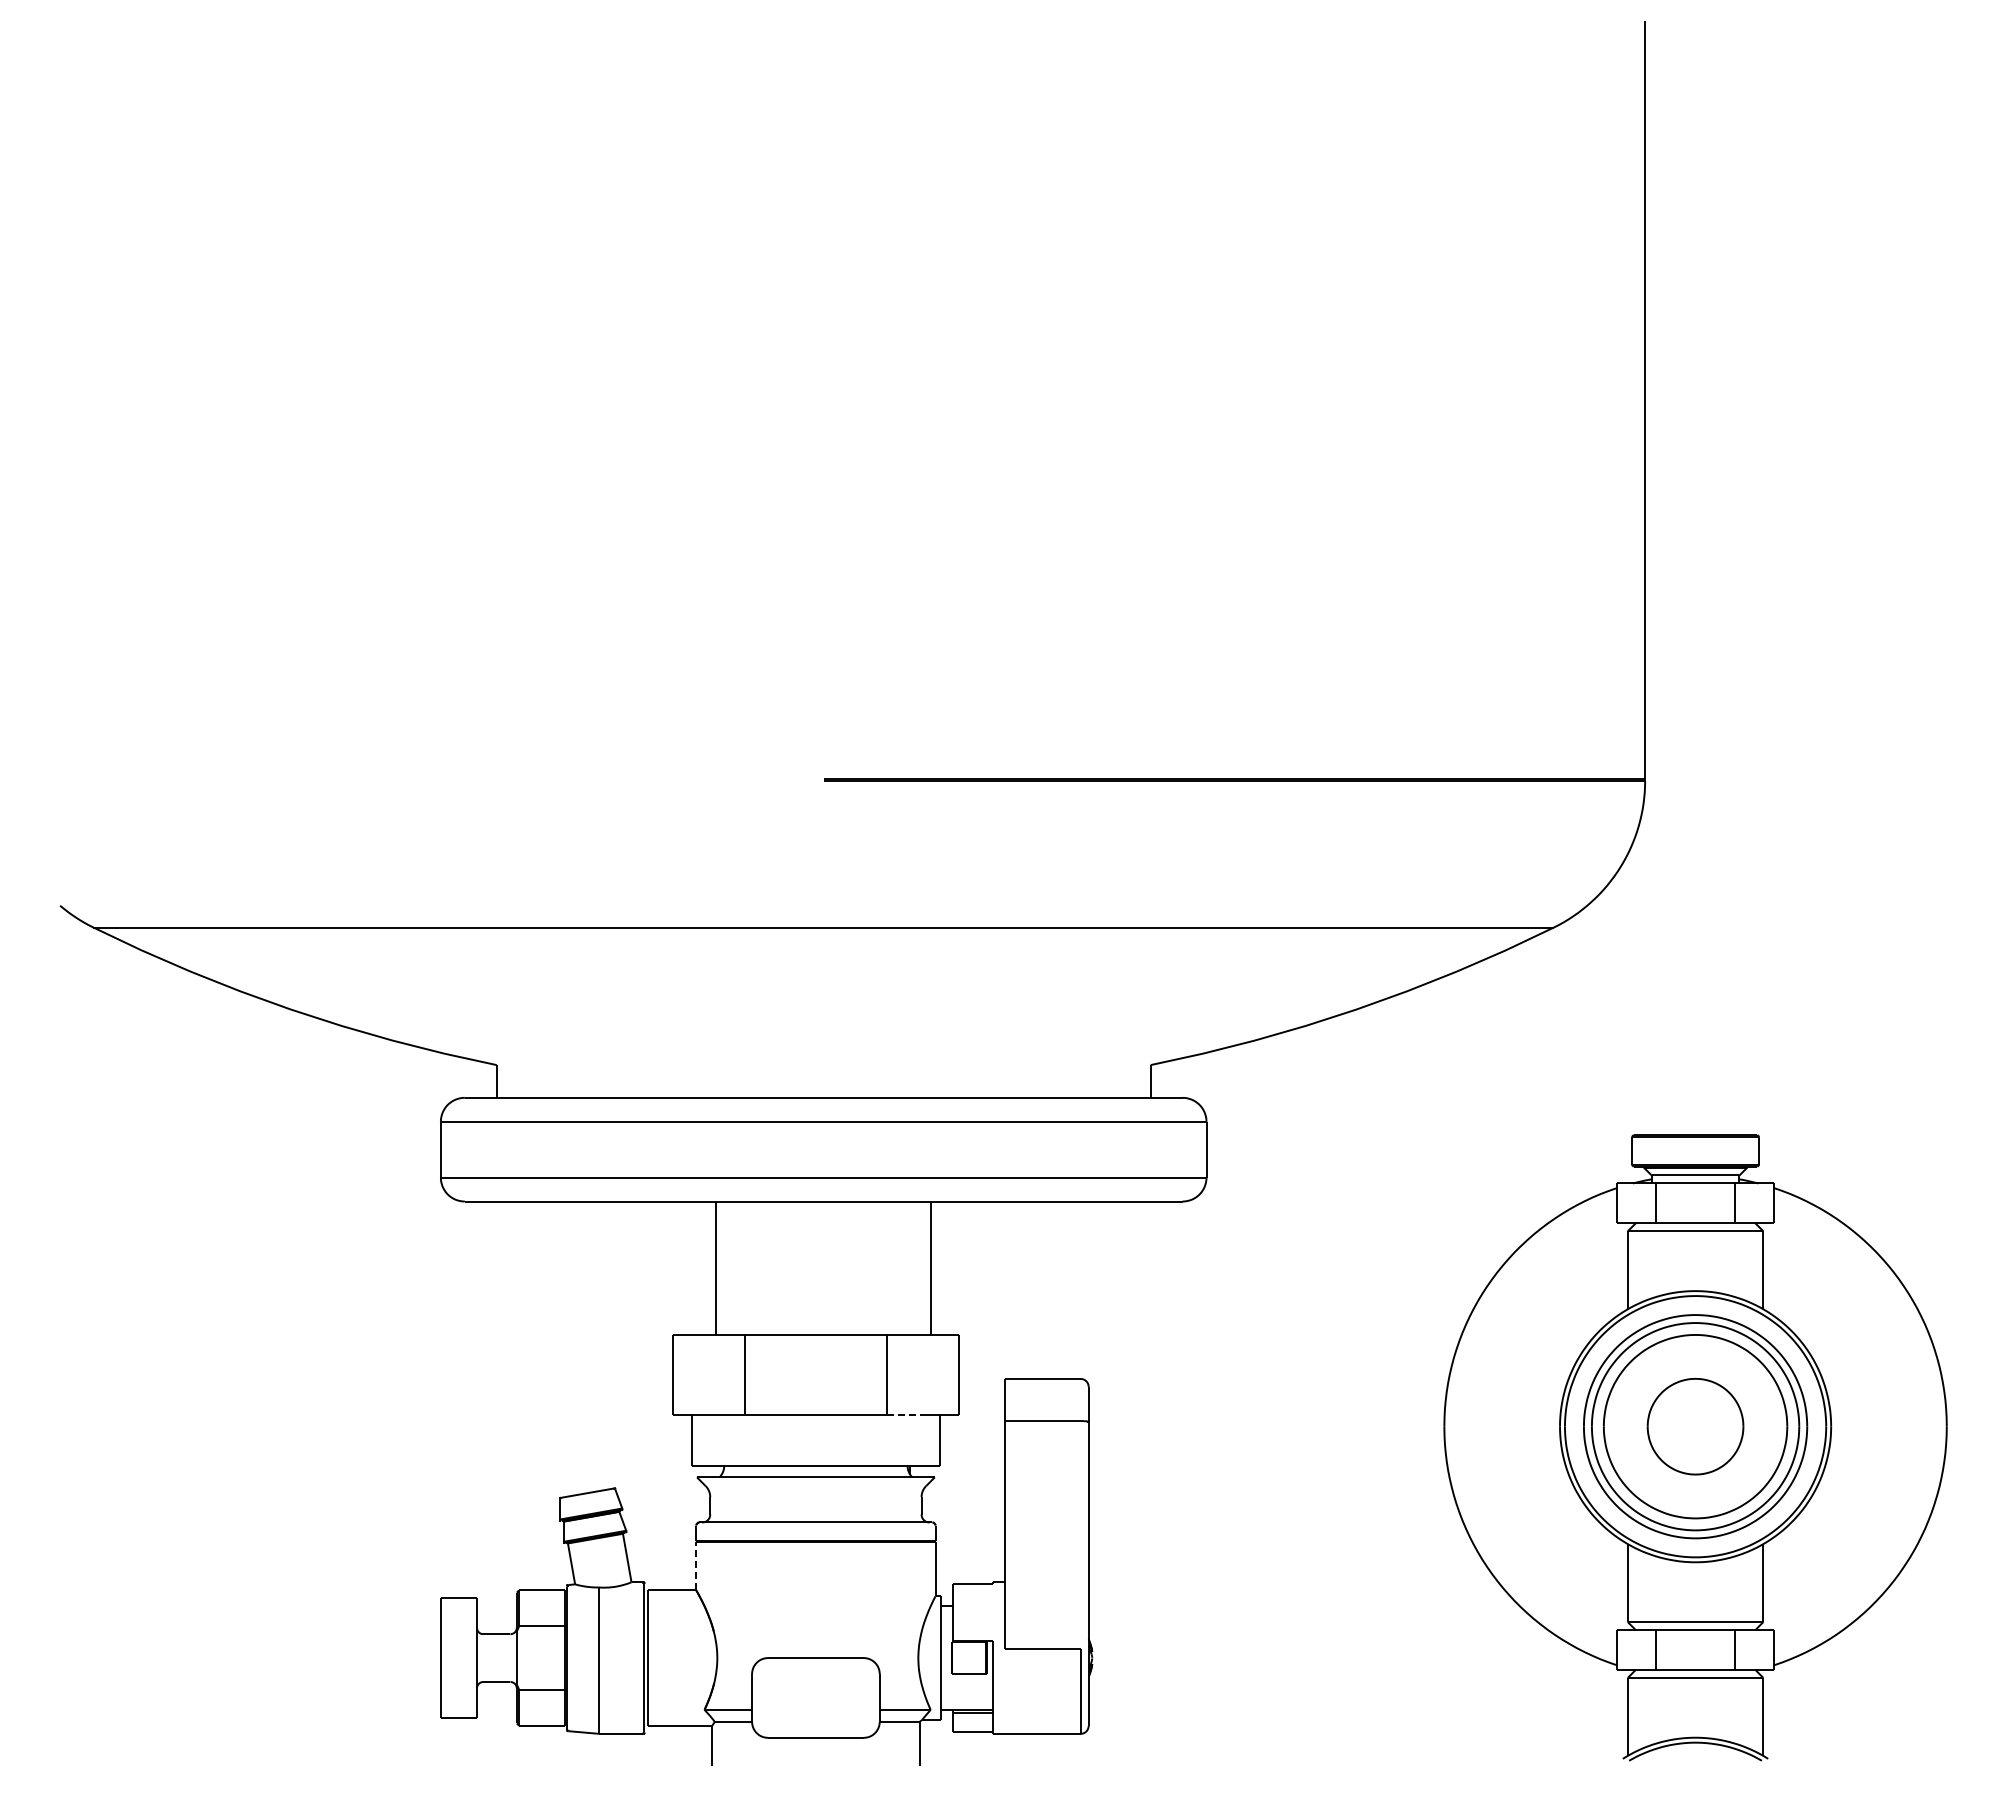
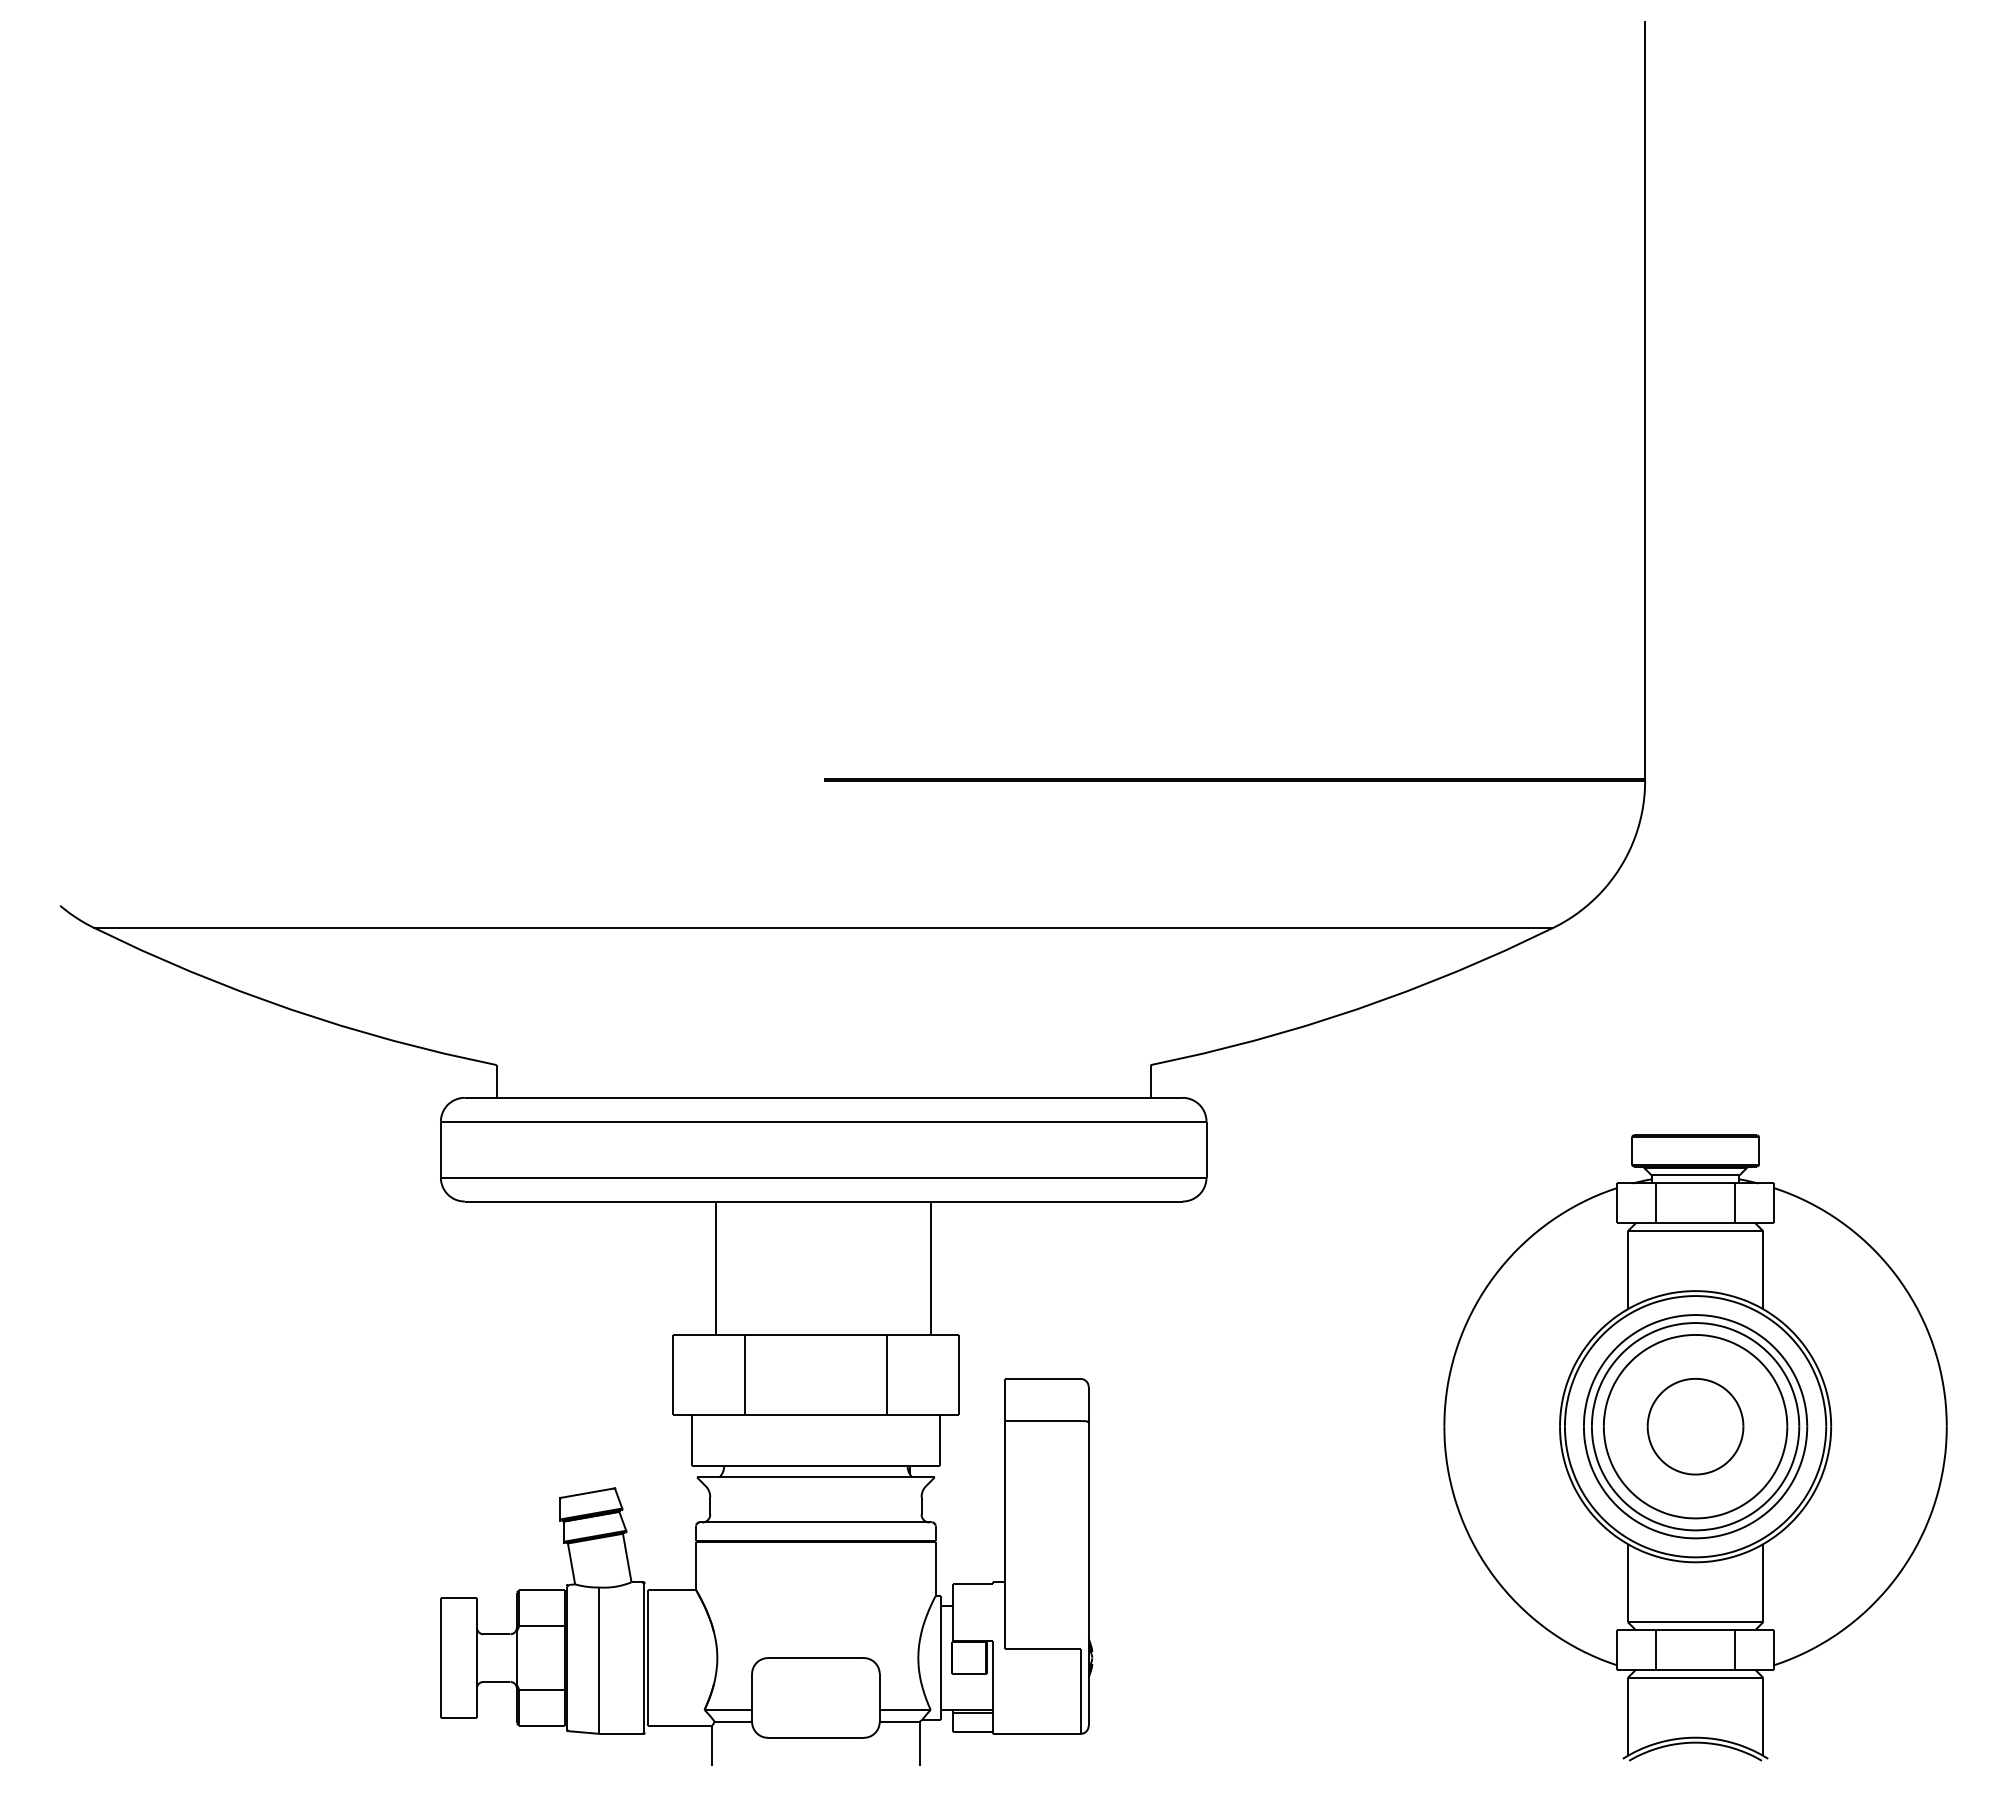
line: dashed -> solid (905, 1414)
line: dashed -> solid (696, 1566)
